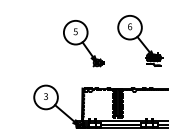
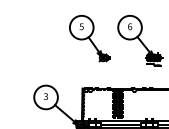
part position: (83, 43) -> (89, 38) (89, 38)
